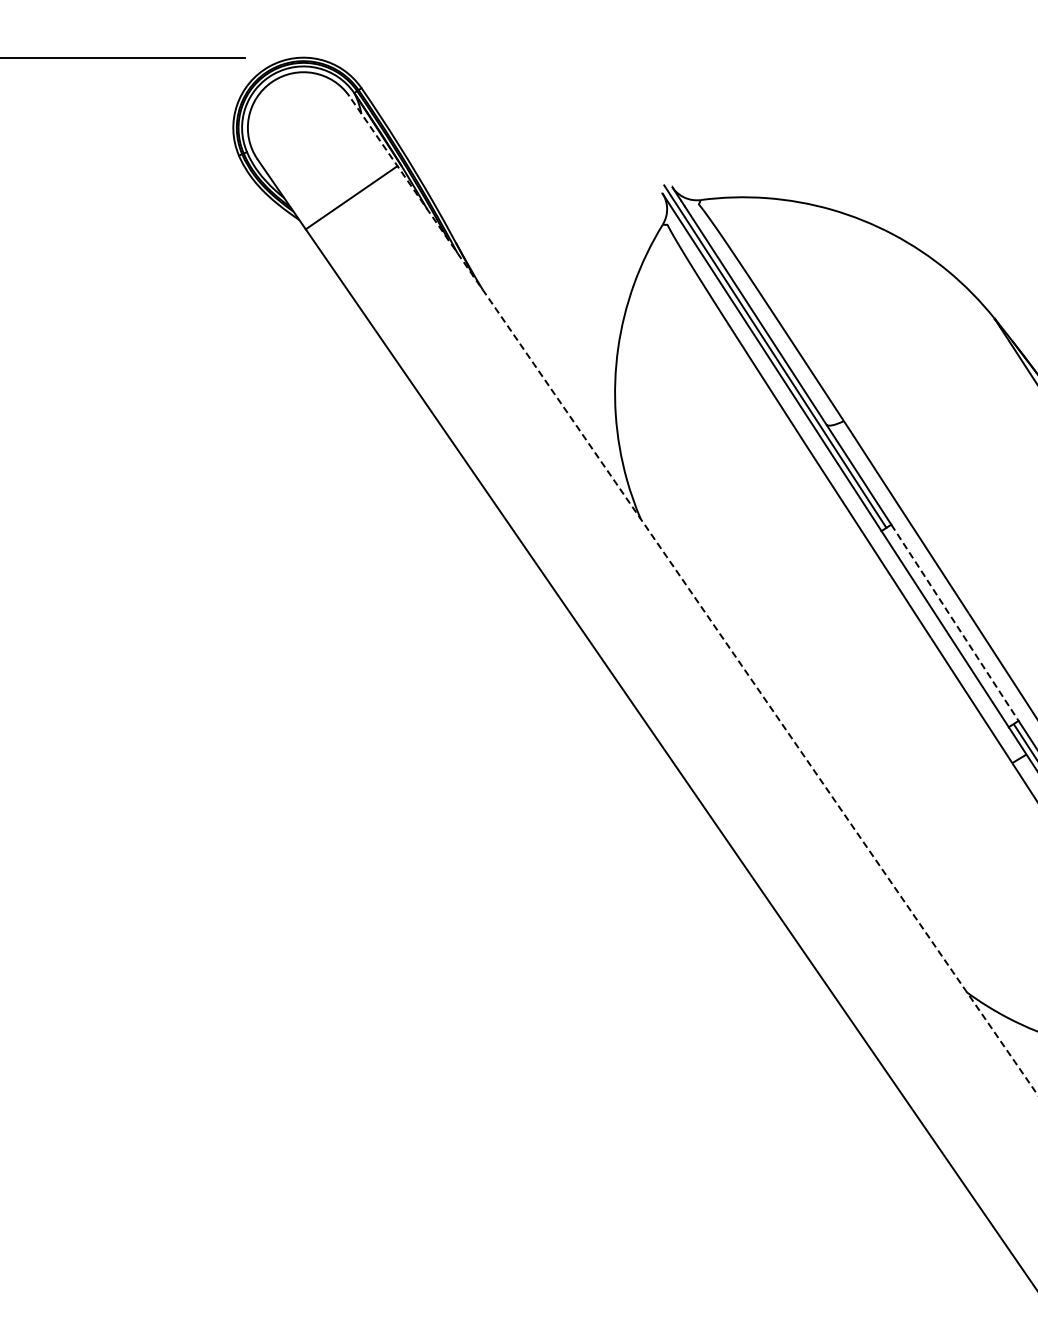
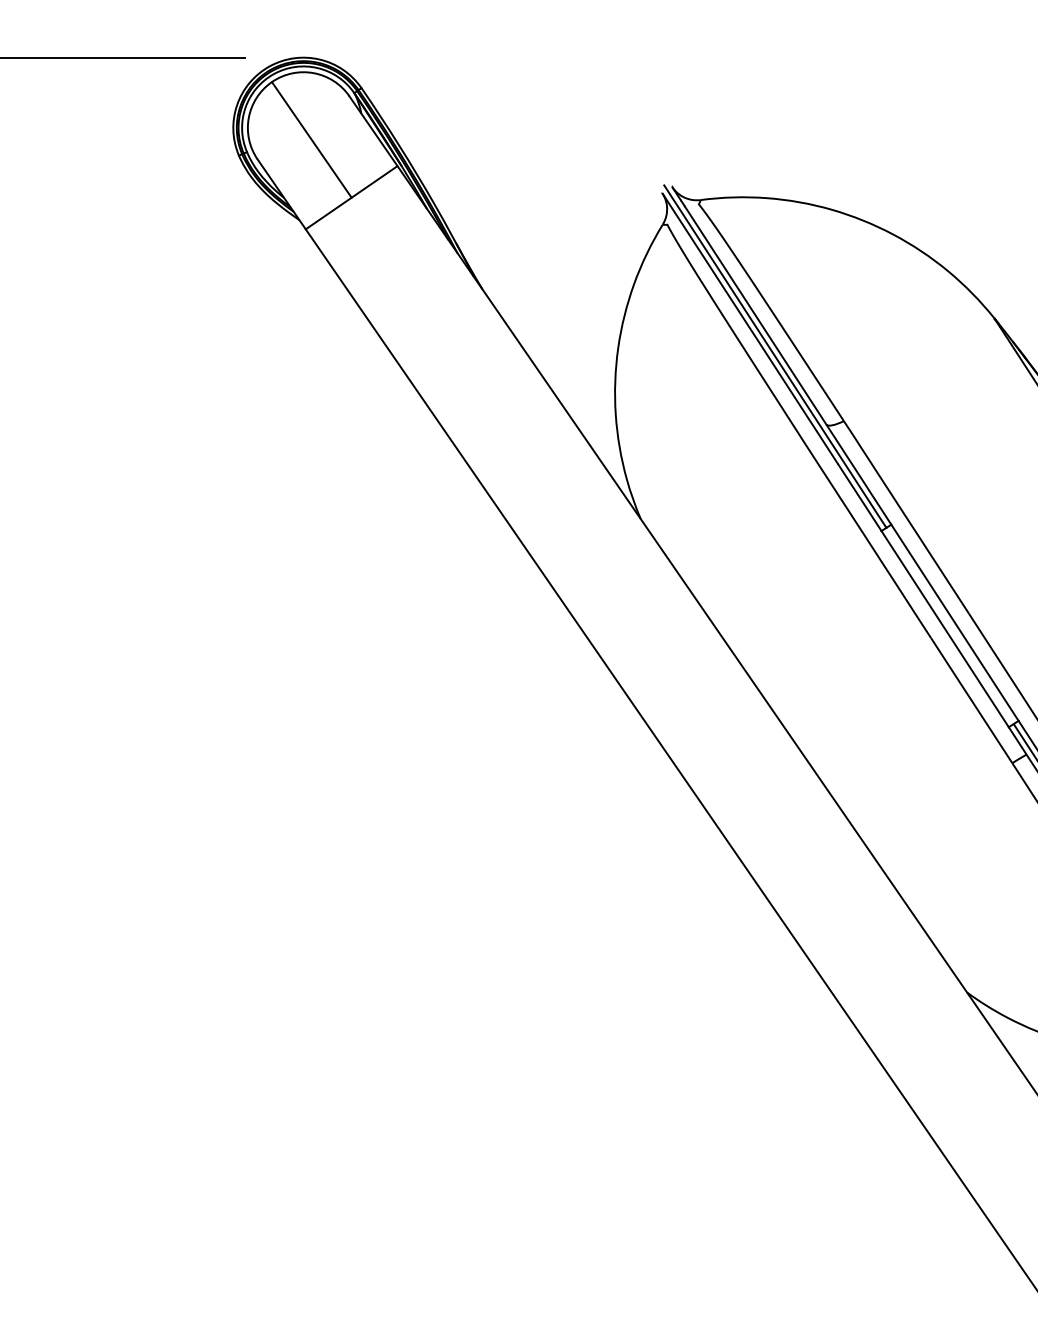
line: none -> present (311, 139)
line: dashed -> solid (693, 595)
line: dashed -> solid (954, 622)
